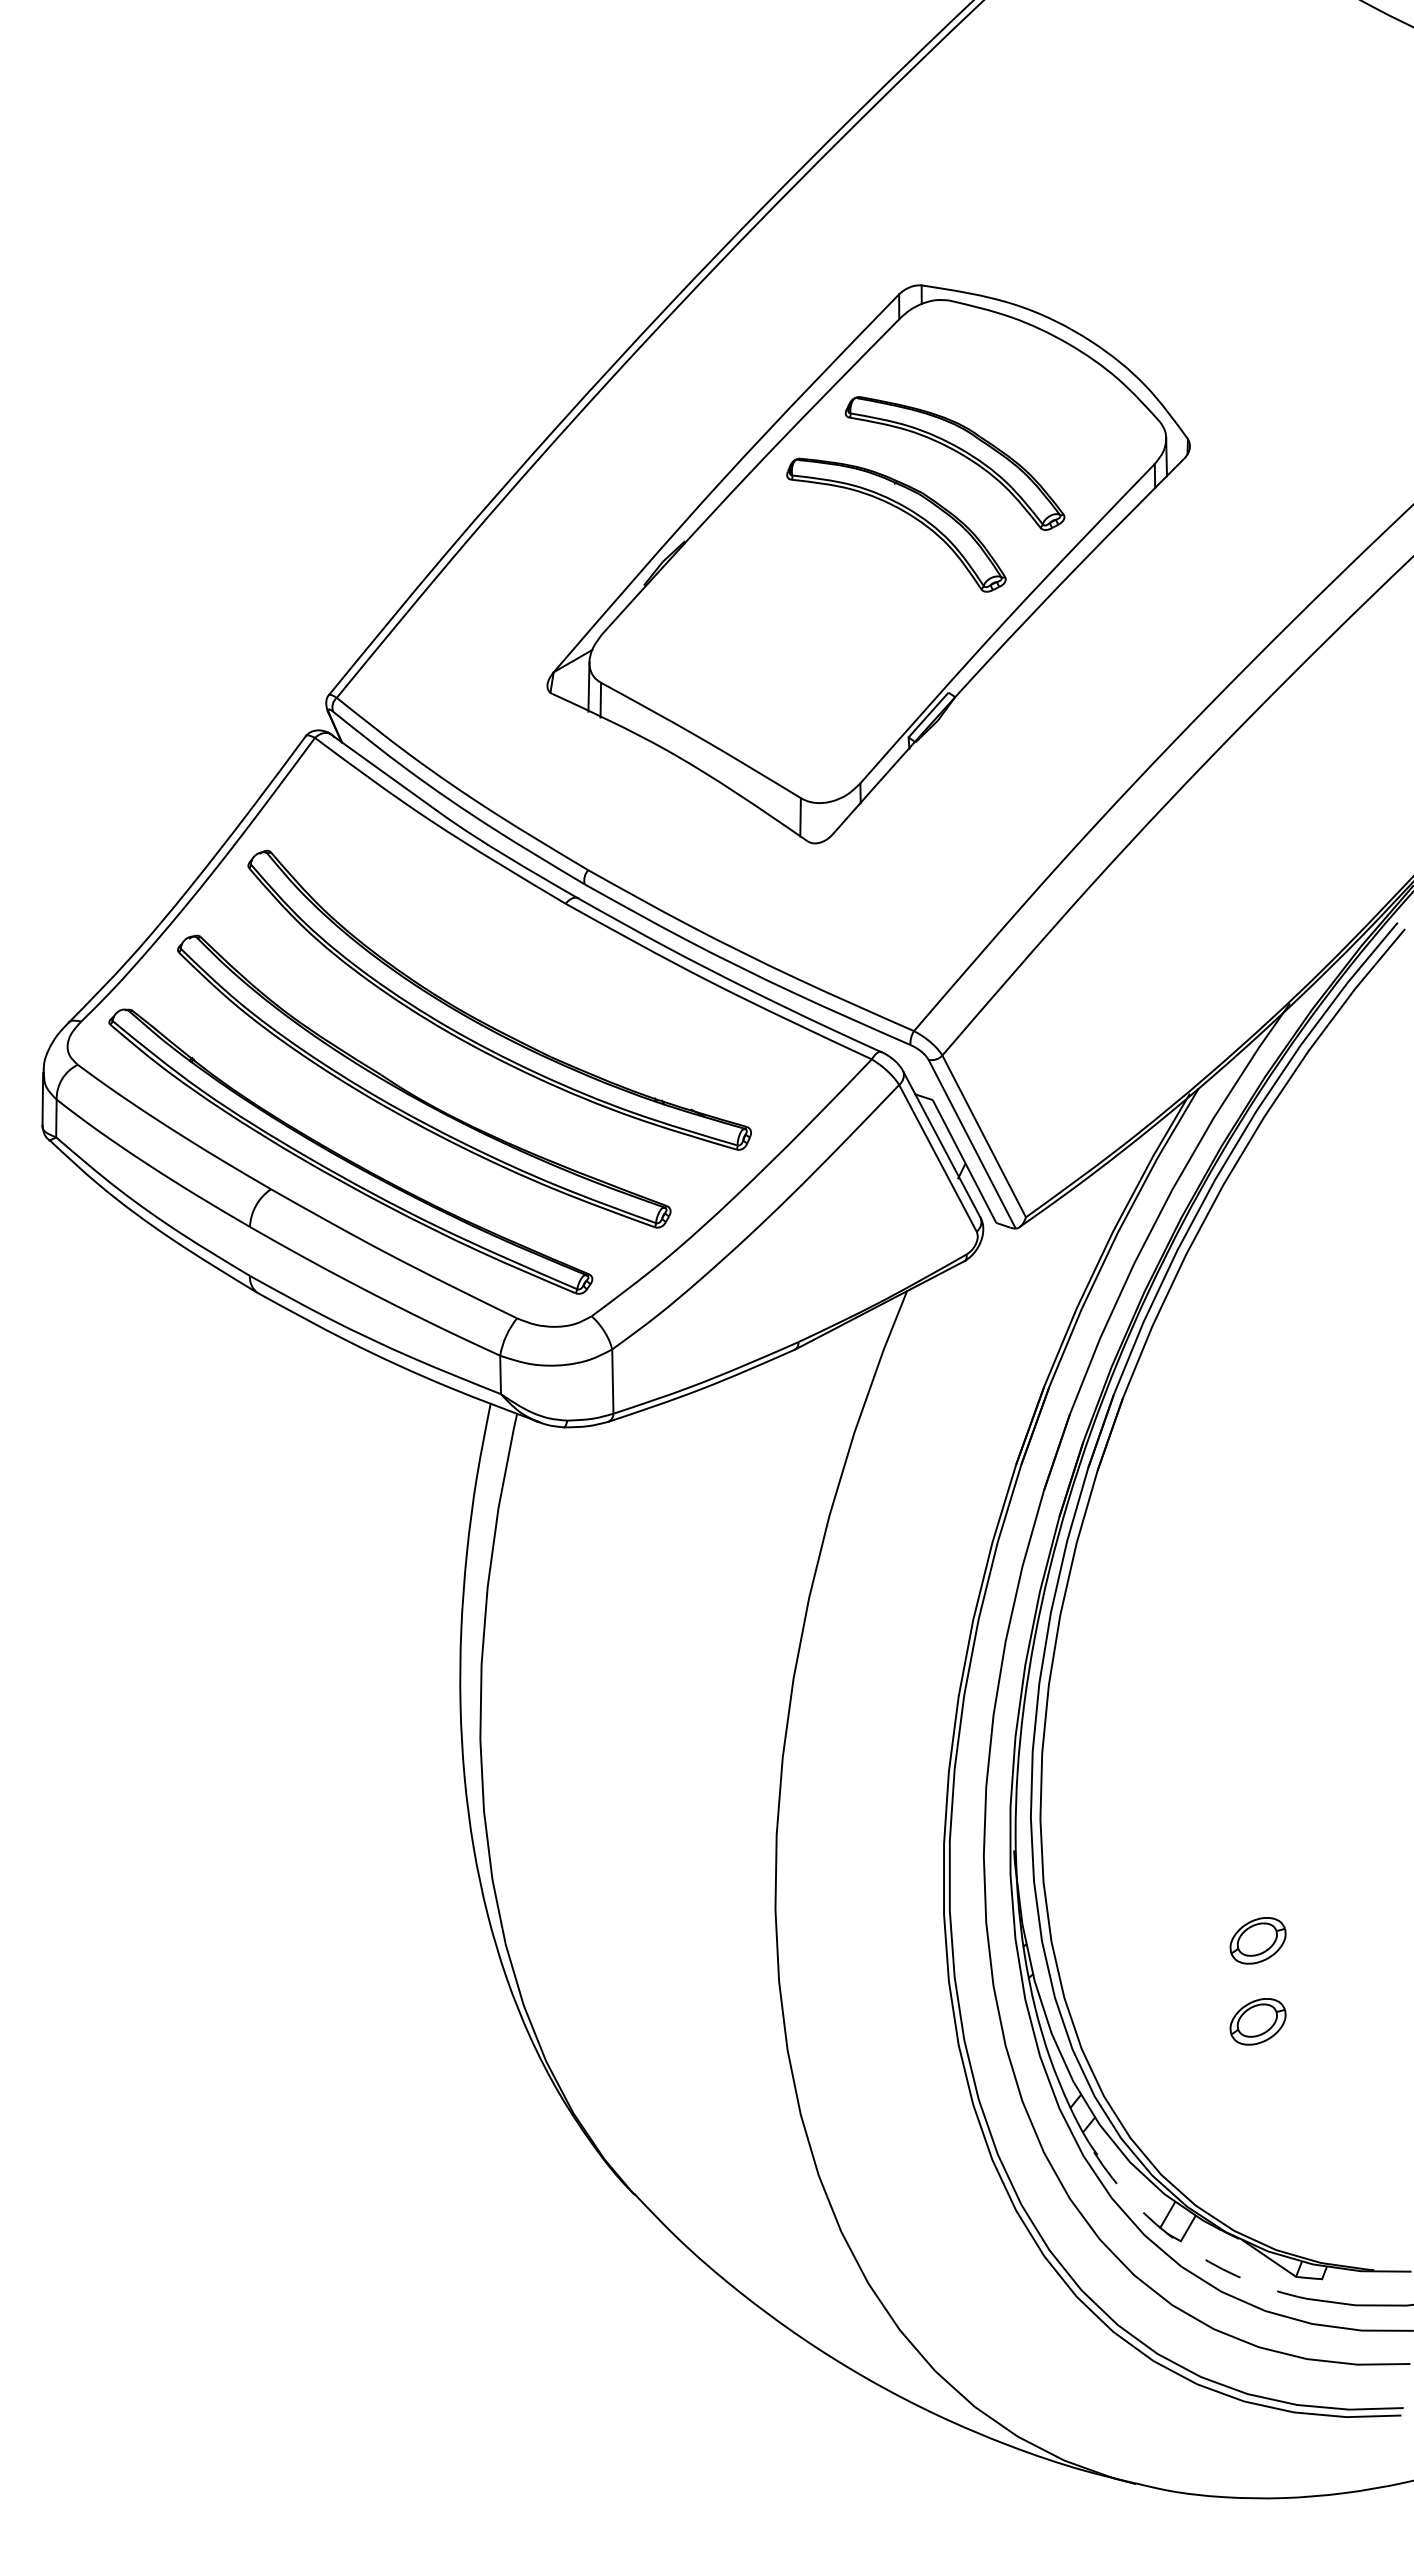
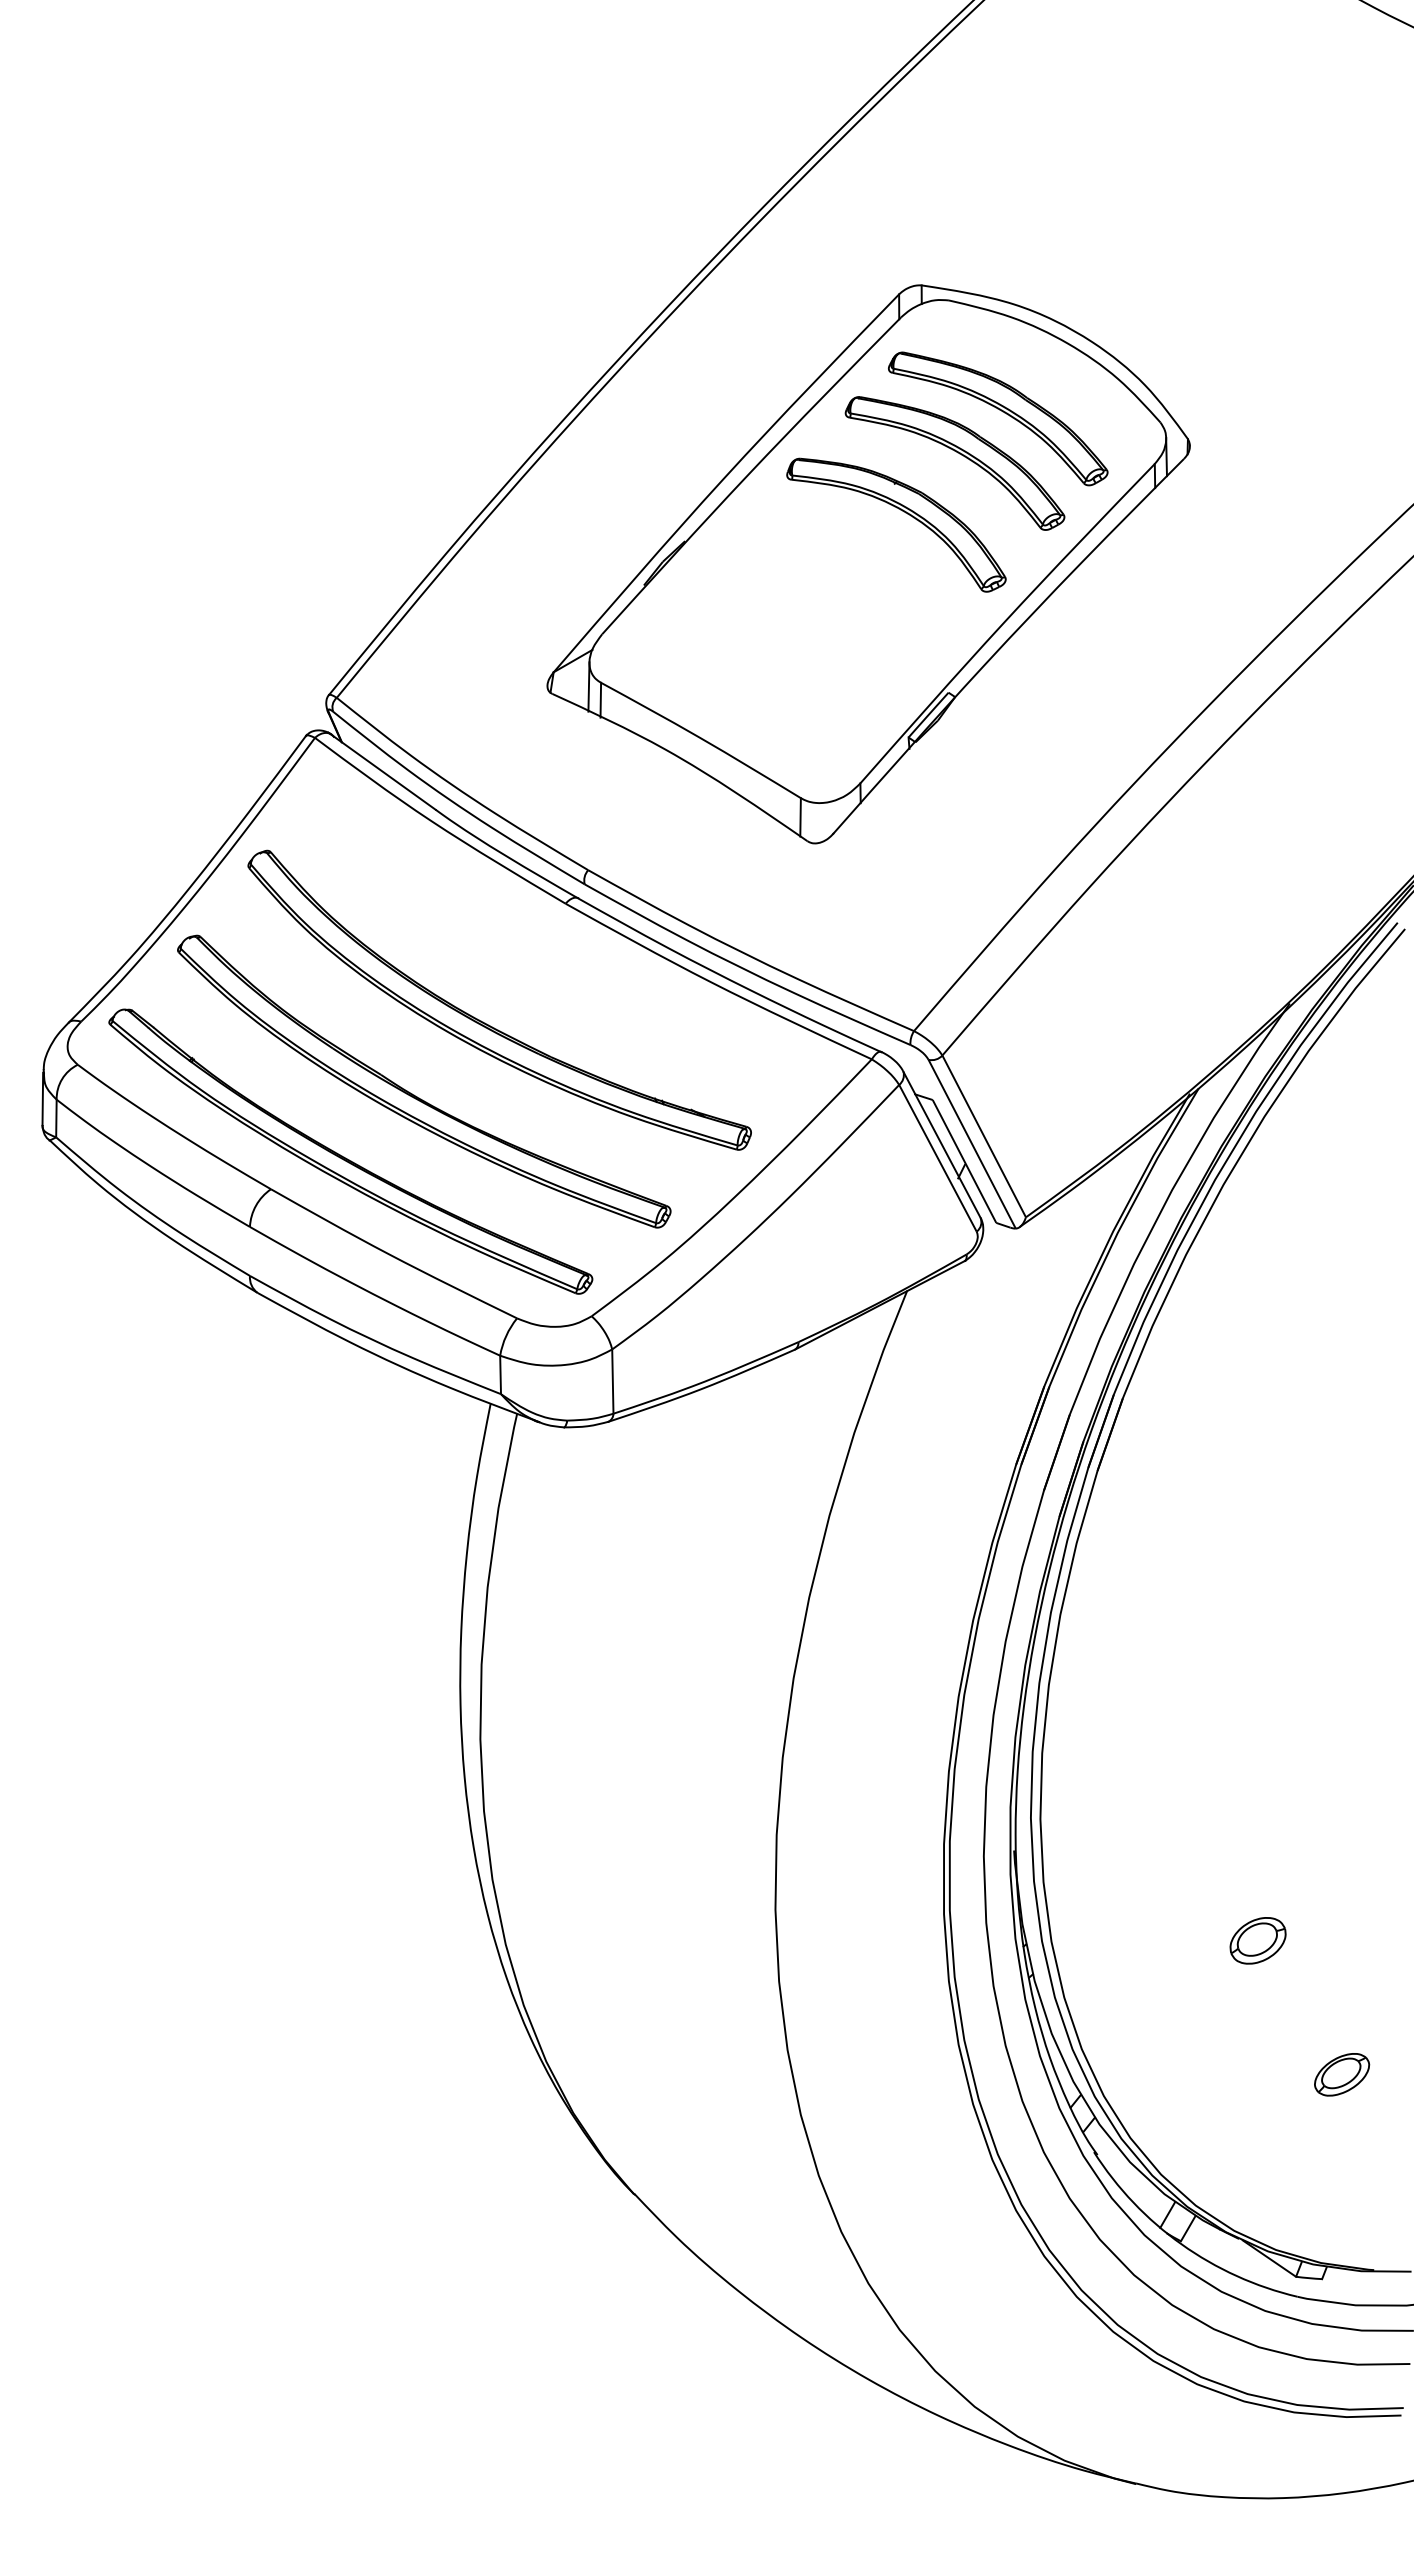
part: none -> present (1002, 412)
part: present -> none (1257, 2021)
part: none -> present (1342, 2074)
arc: dashed -> solid (1181, 2244)
